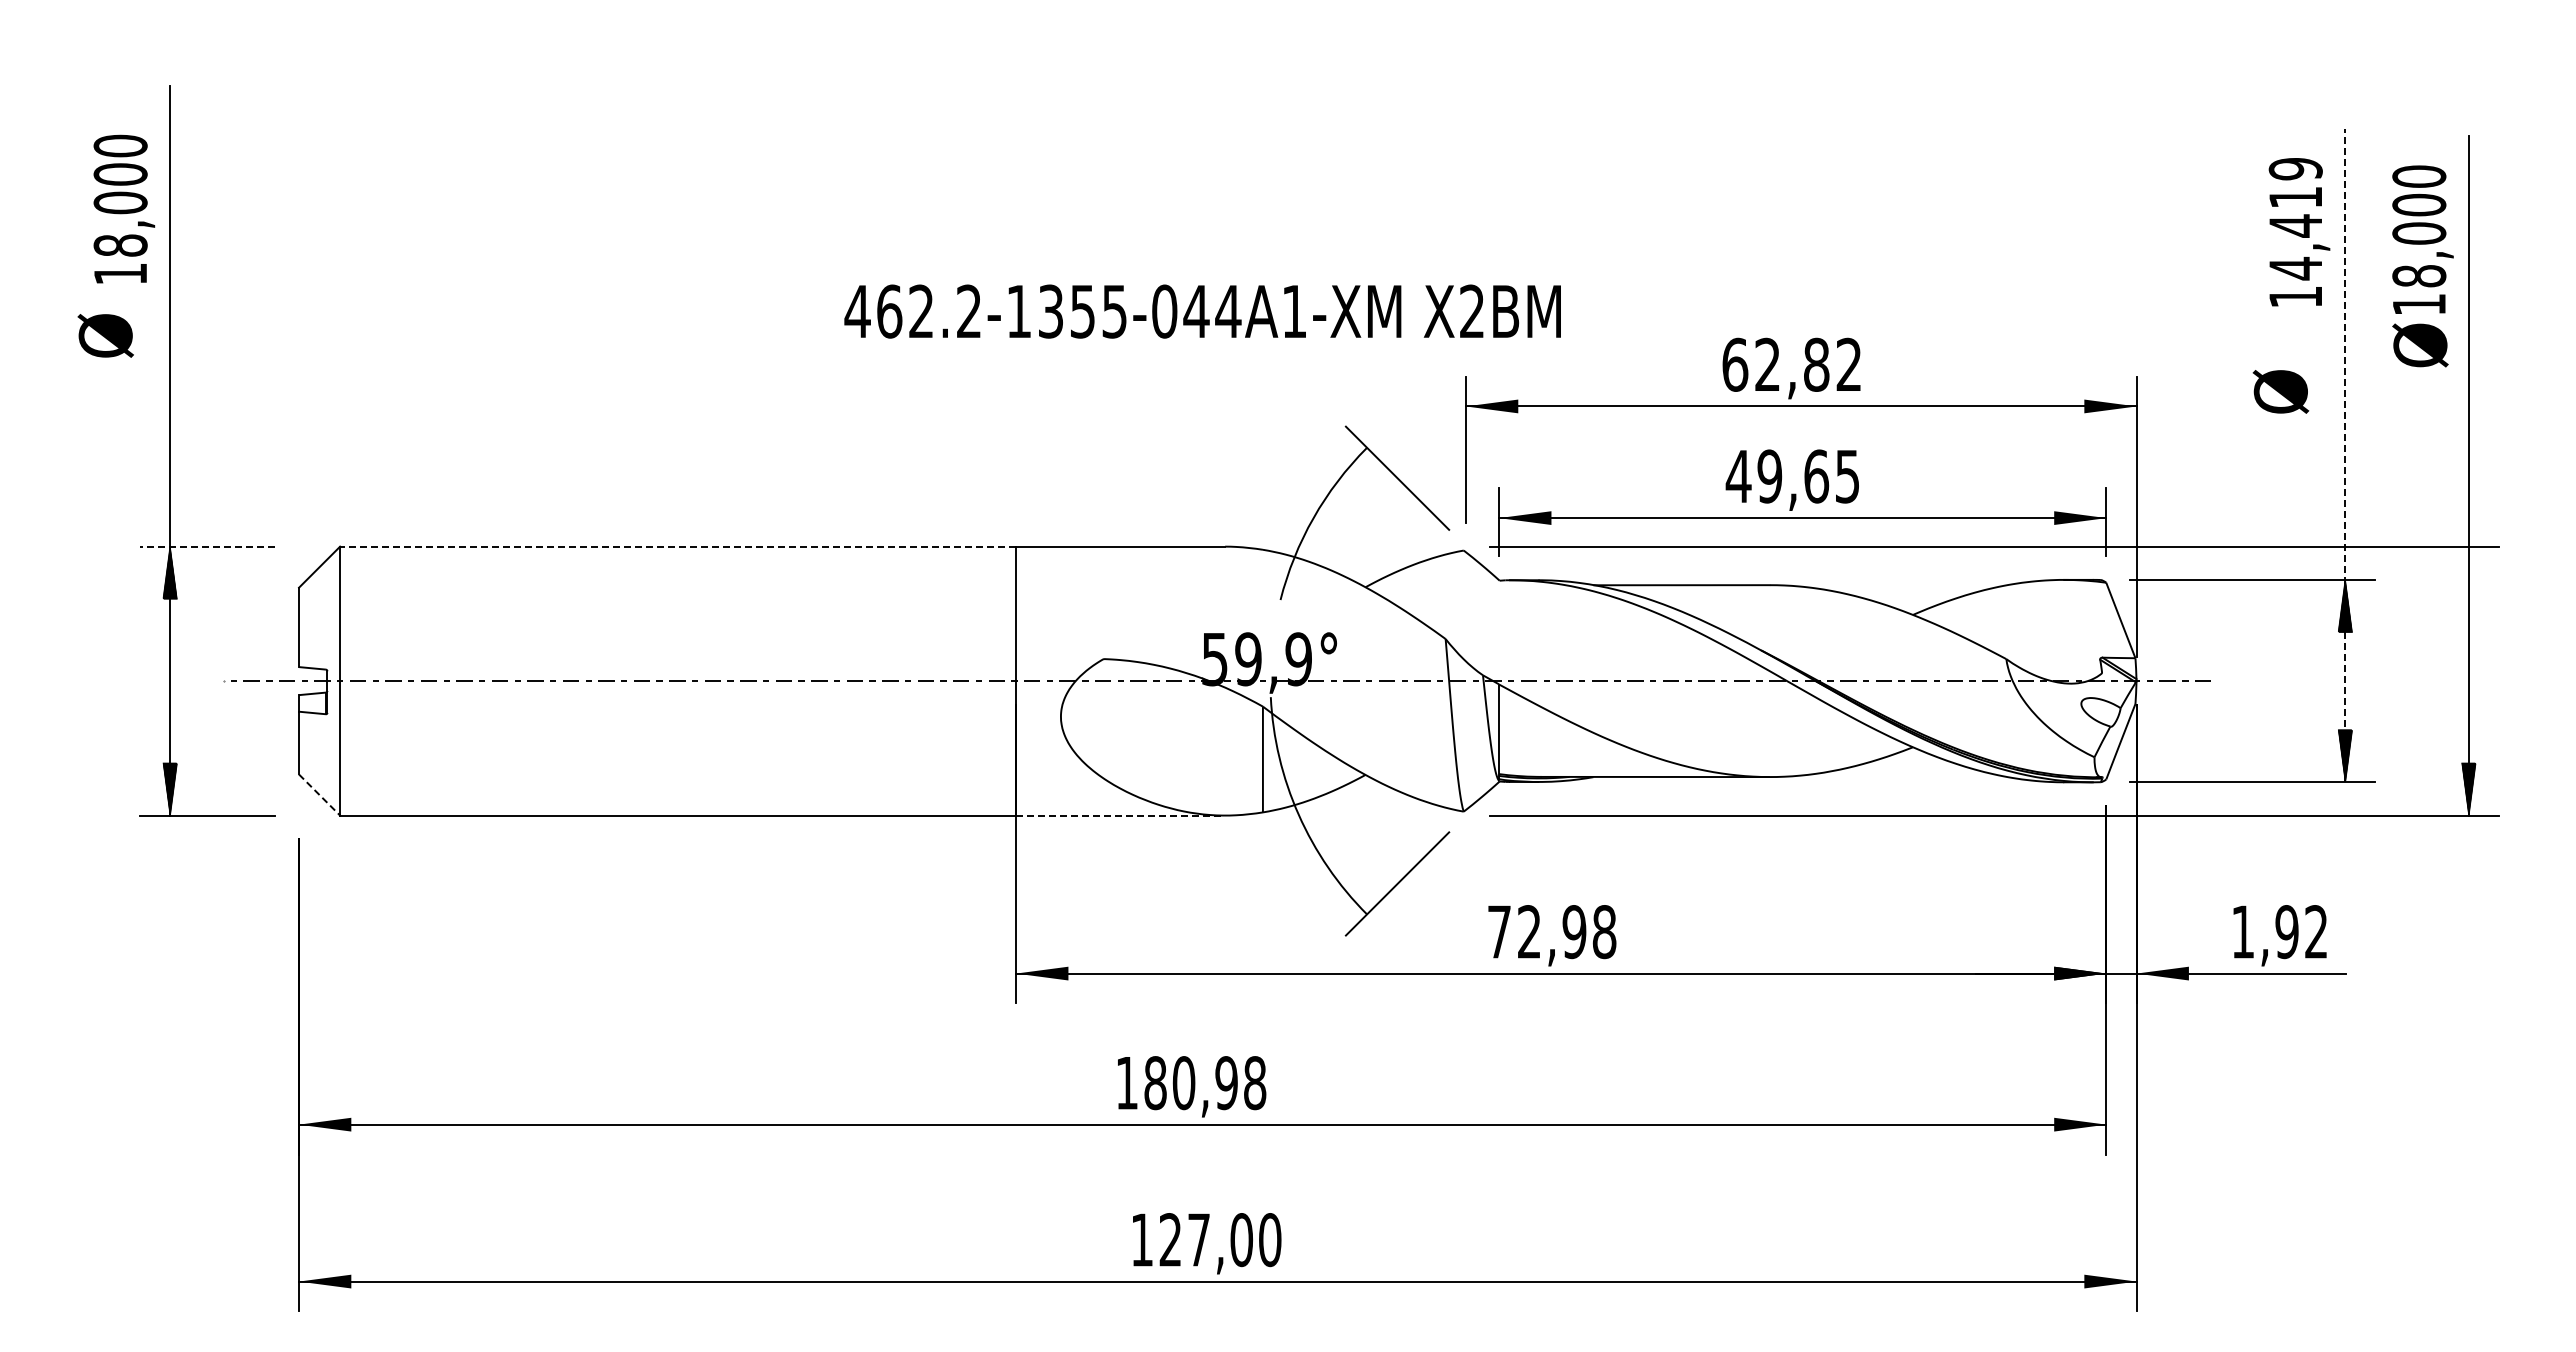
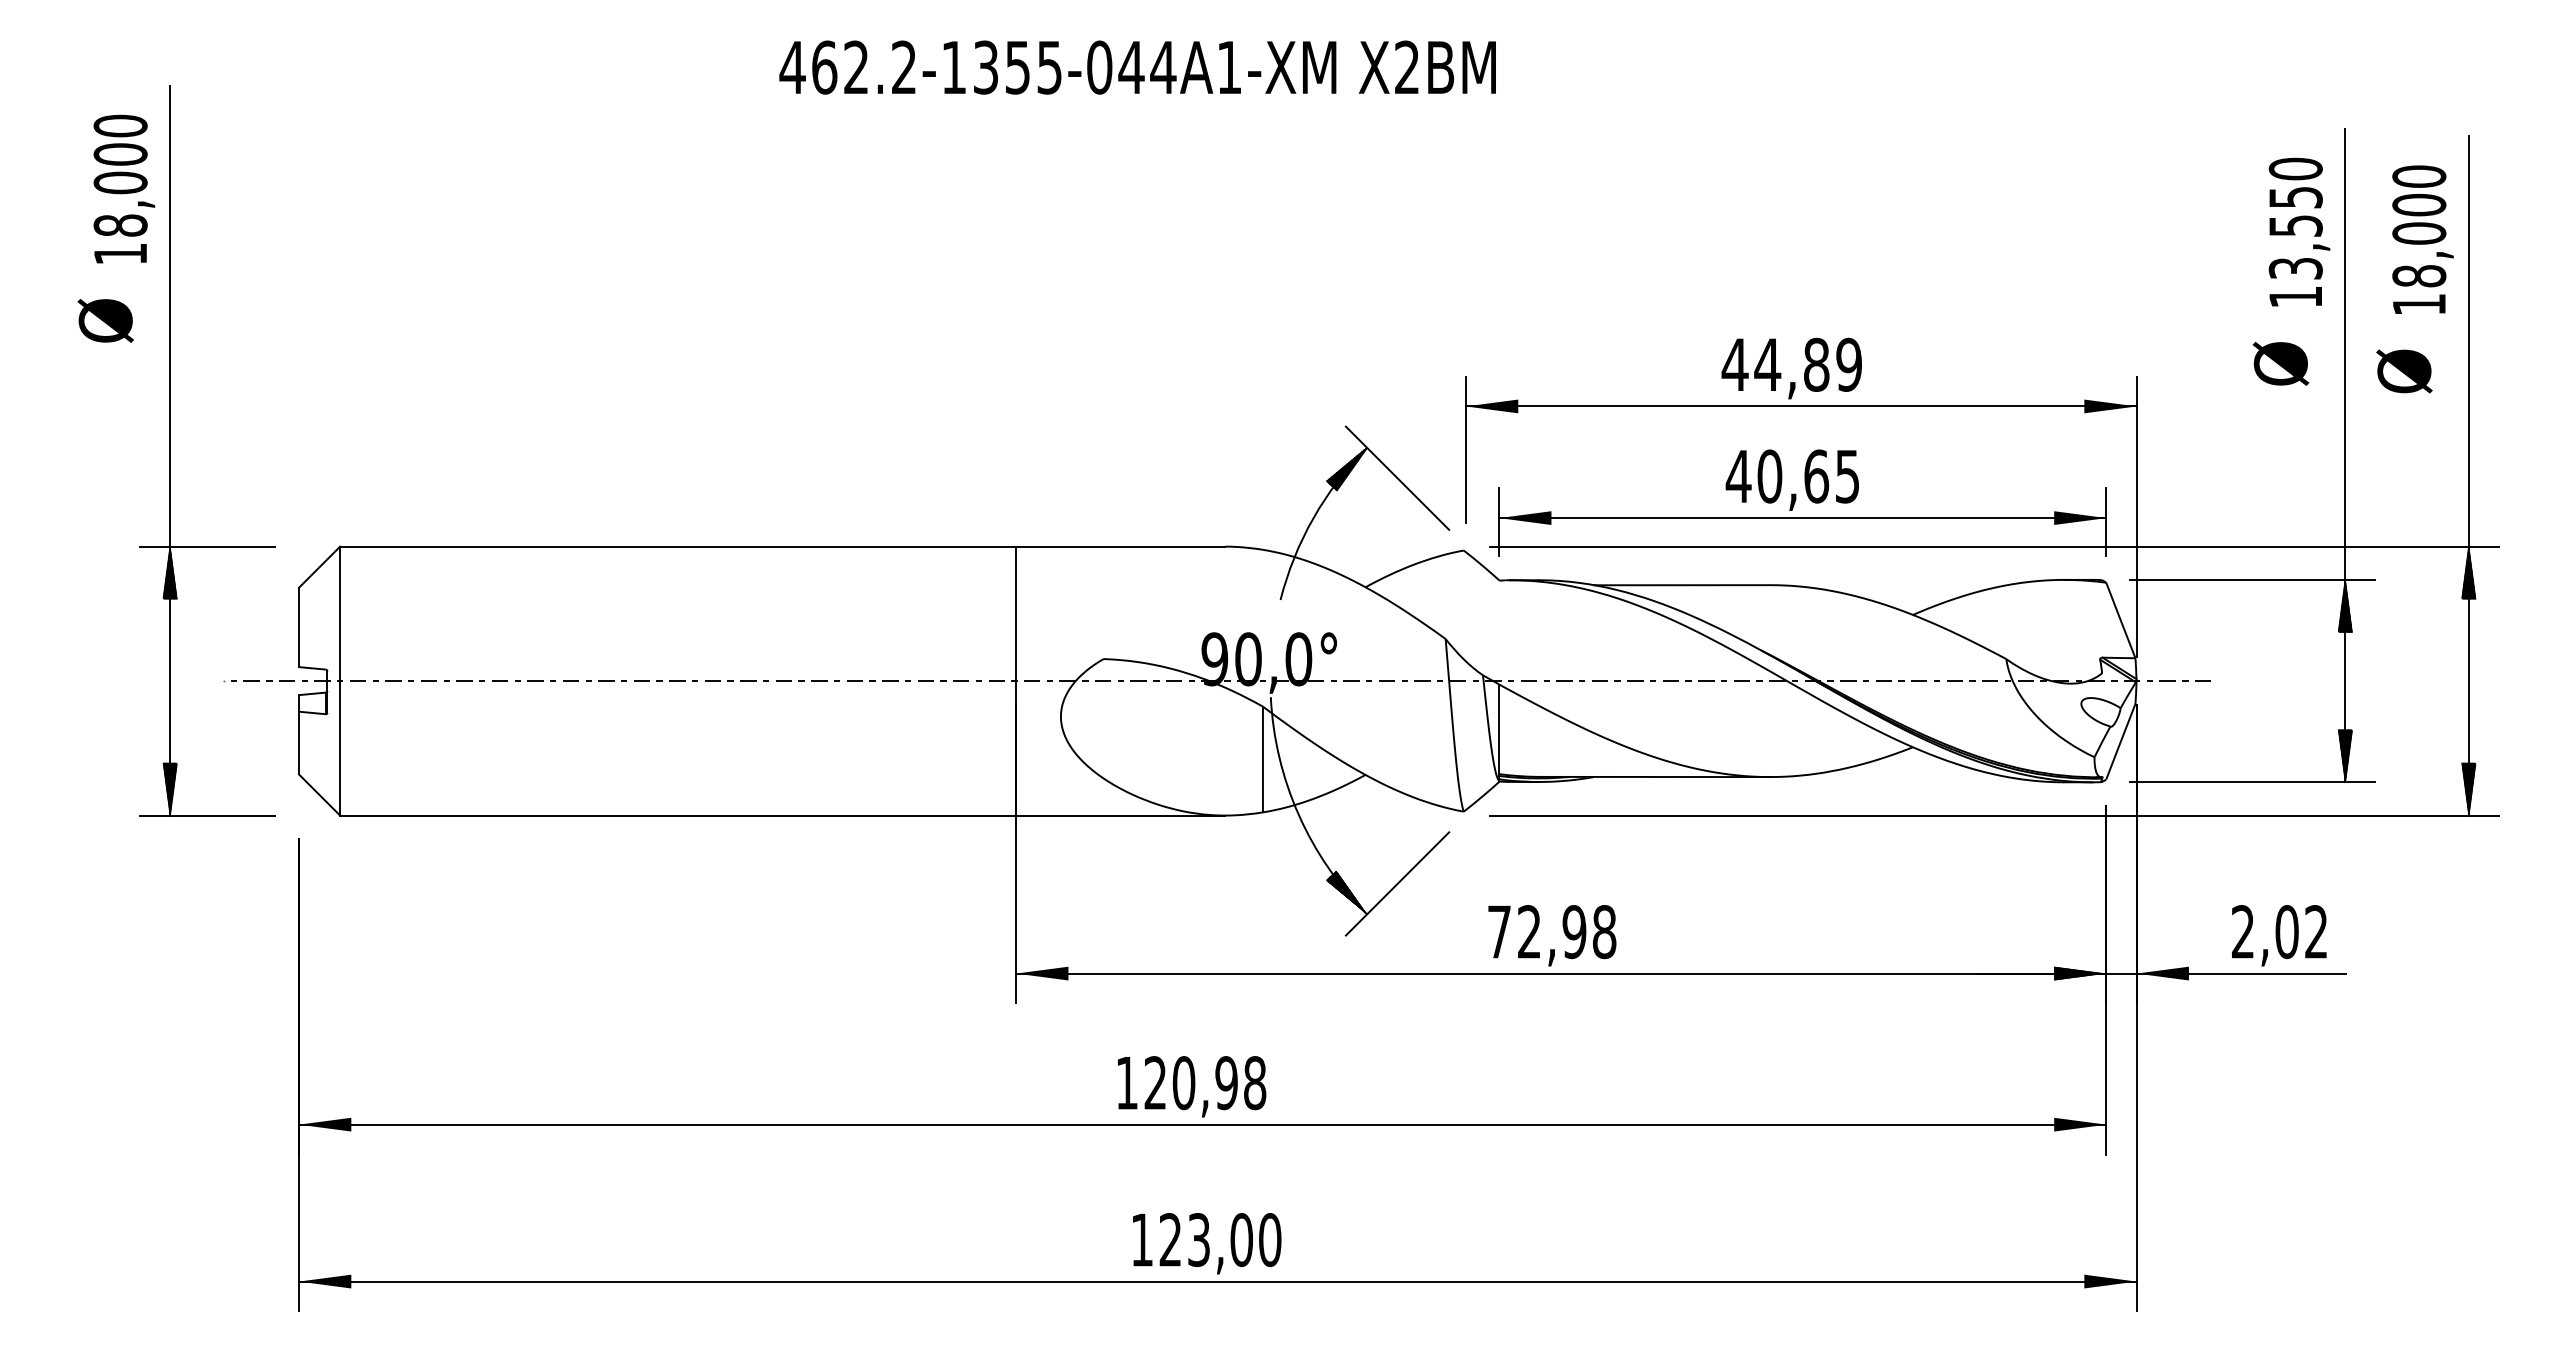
text position: (124, 208) -> (124, 188) (124, 188)
text: 14,419 -> 13,550 (2295, 218)
text position: (1202, 311) -> (1137, 67) (1137, 67)
text position: (105, 335) -> (105, 320) (105, 320)
text position: (2420, 345) -> (2404, 371) (2404, 371)
text: 62,82 -> 44,89 (1791, 364)
text position: (2280, 391) -> (2280, 363) (2280, 363)
line: dashed -> solid (2345, 455)
hatch: none -> present (1346, 469)
text: 49,65 -> 40,65 (1769, 476)
line: dashed -> solid (207, 546)
line: dashed -> solid (677, 546)
hatch: none -> present (2468, 572)
text: 59,9° -> 90,0° (1256, 659)
line: dashed -> solid (319, 795)
line: dashed -> solid (1120, 815)
hatch: none -> present (1346, 892)
text: 1,92 -> 2,02 (2265, 932)
text: 180,98 -> 120,98 (1155, 1083)
text: 127,00 -> 123,00 (1198, 1240)
